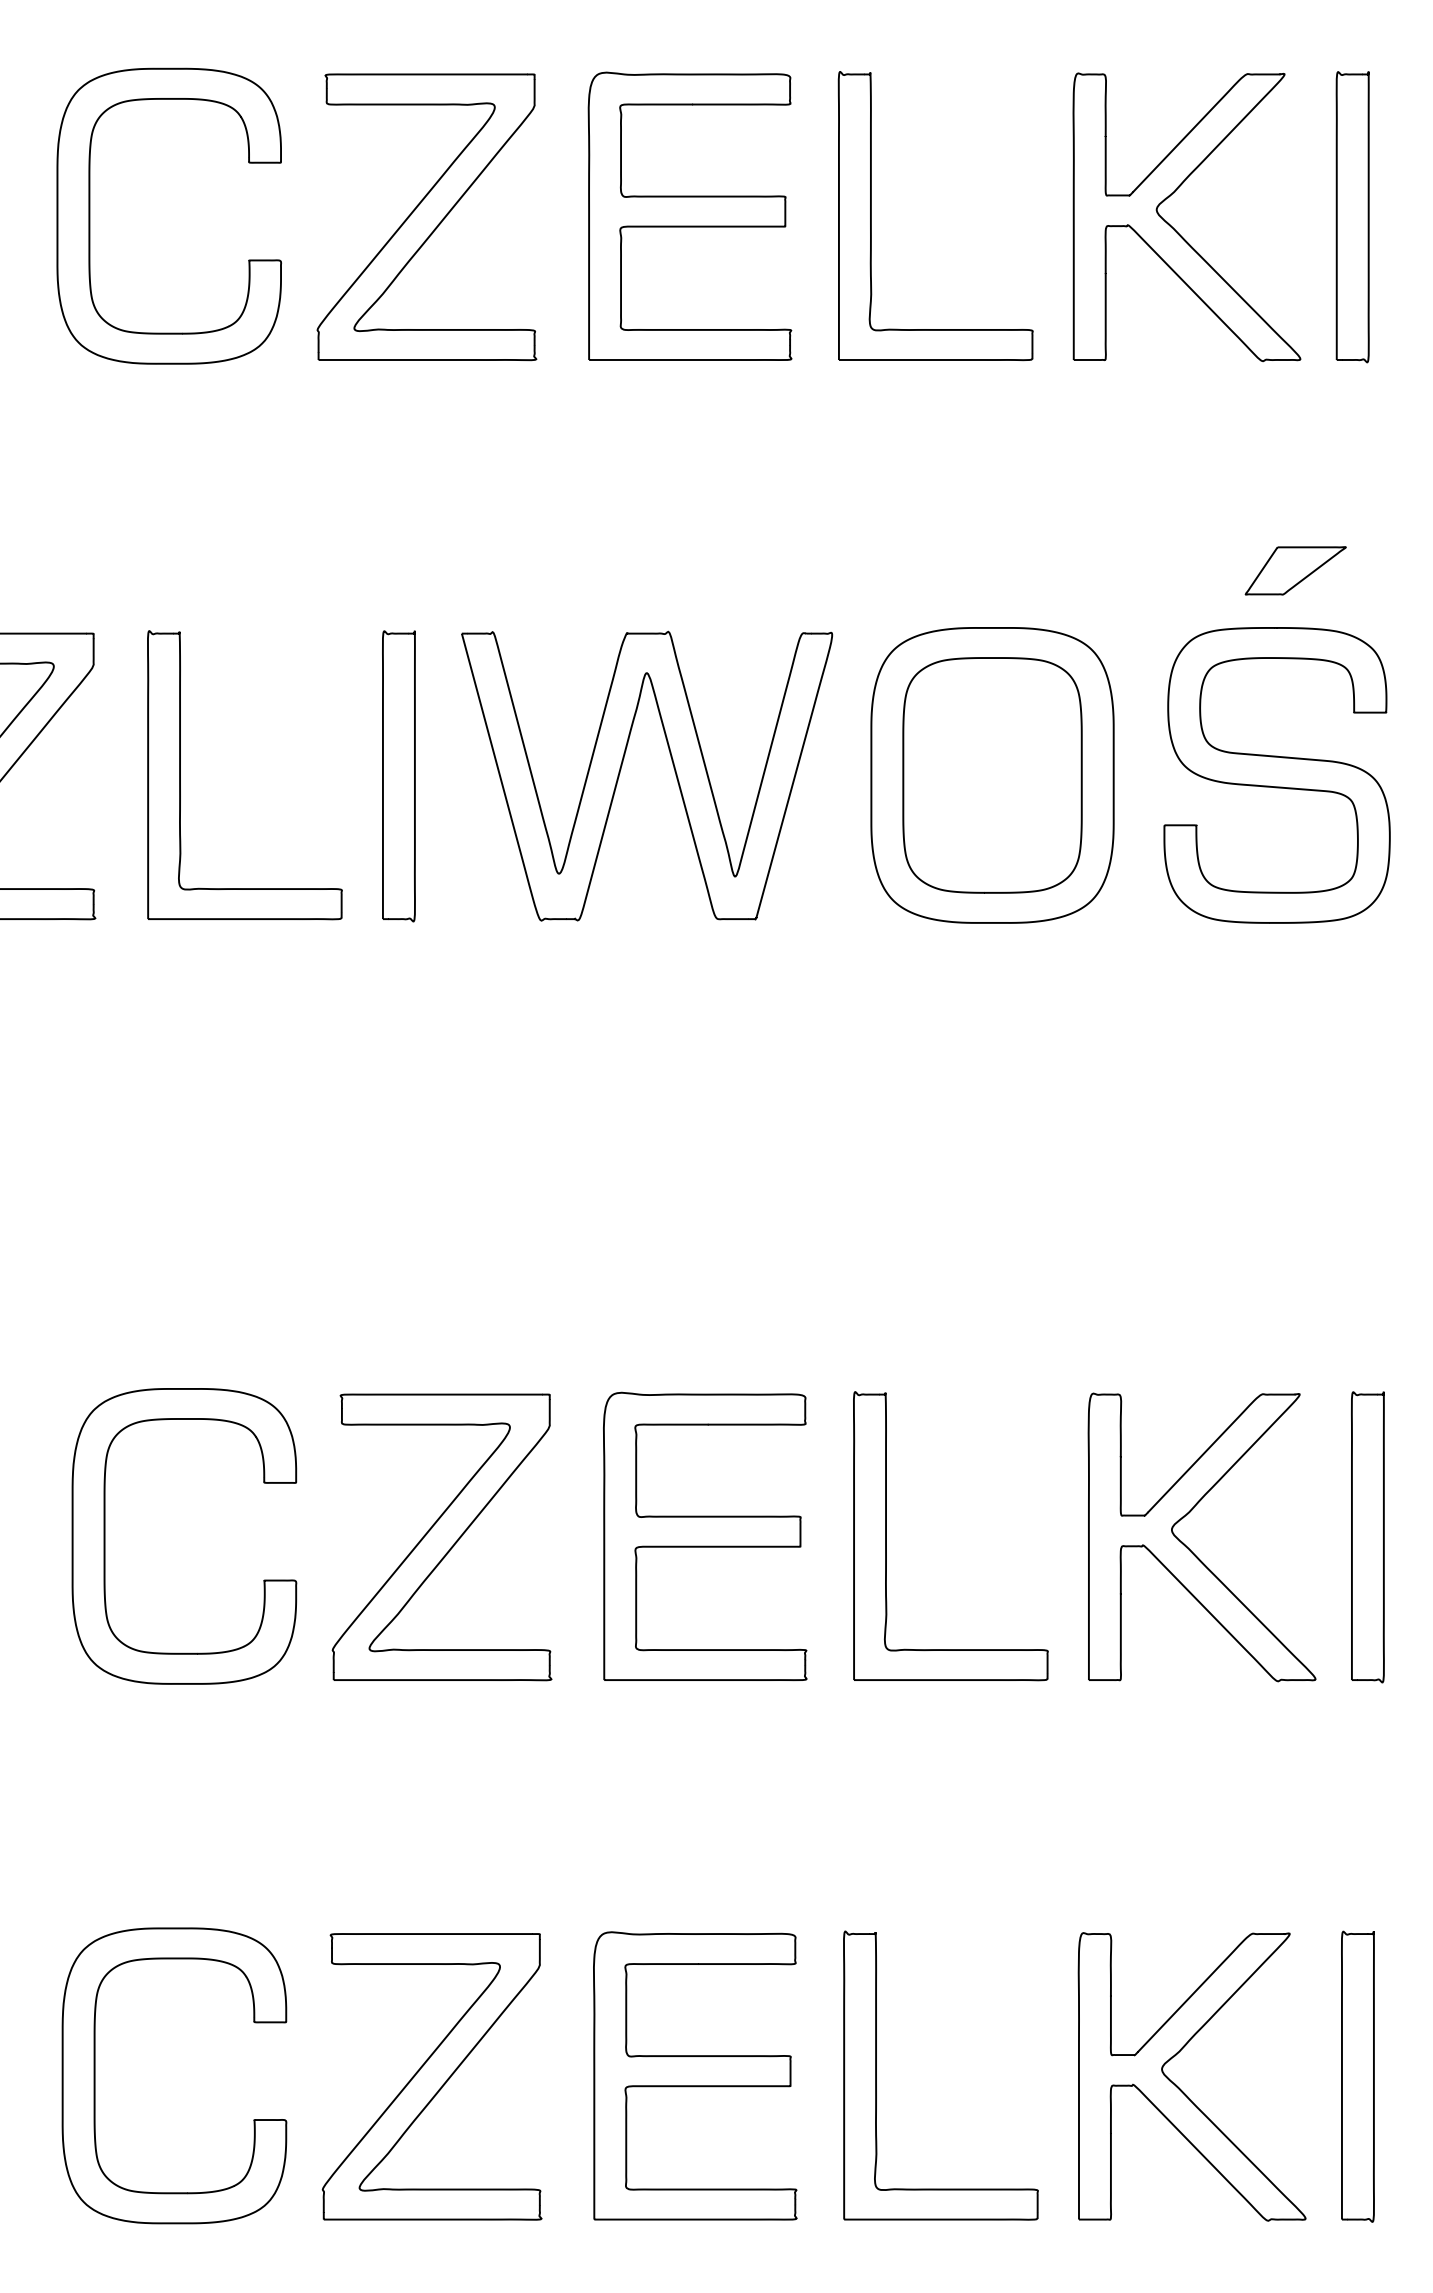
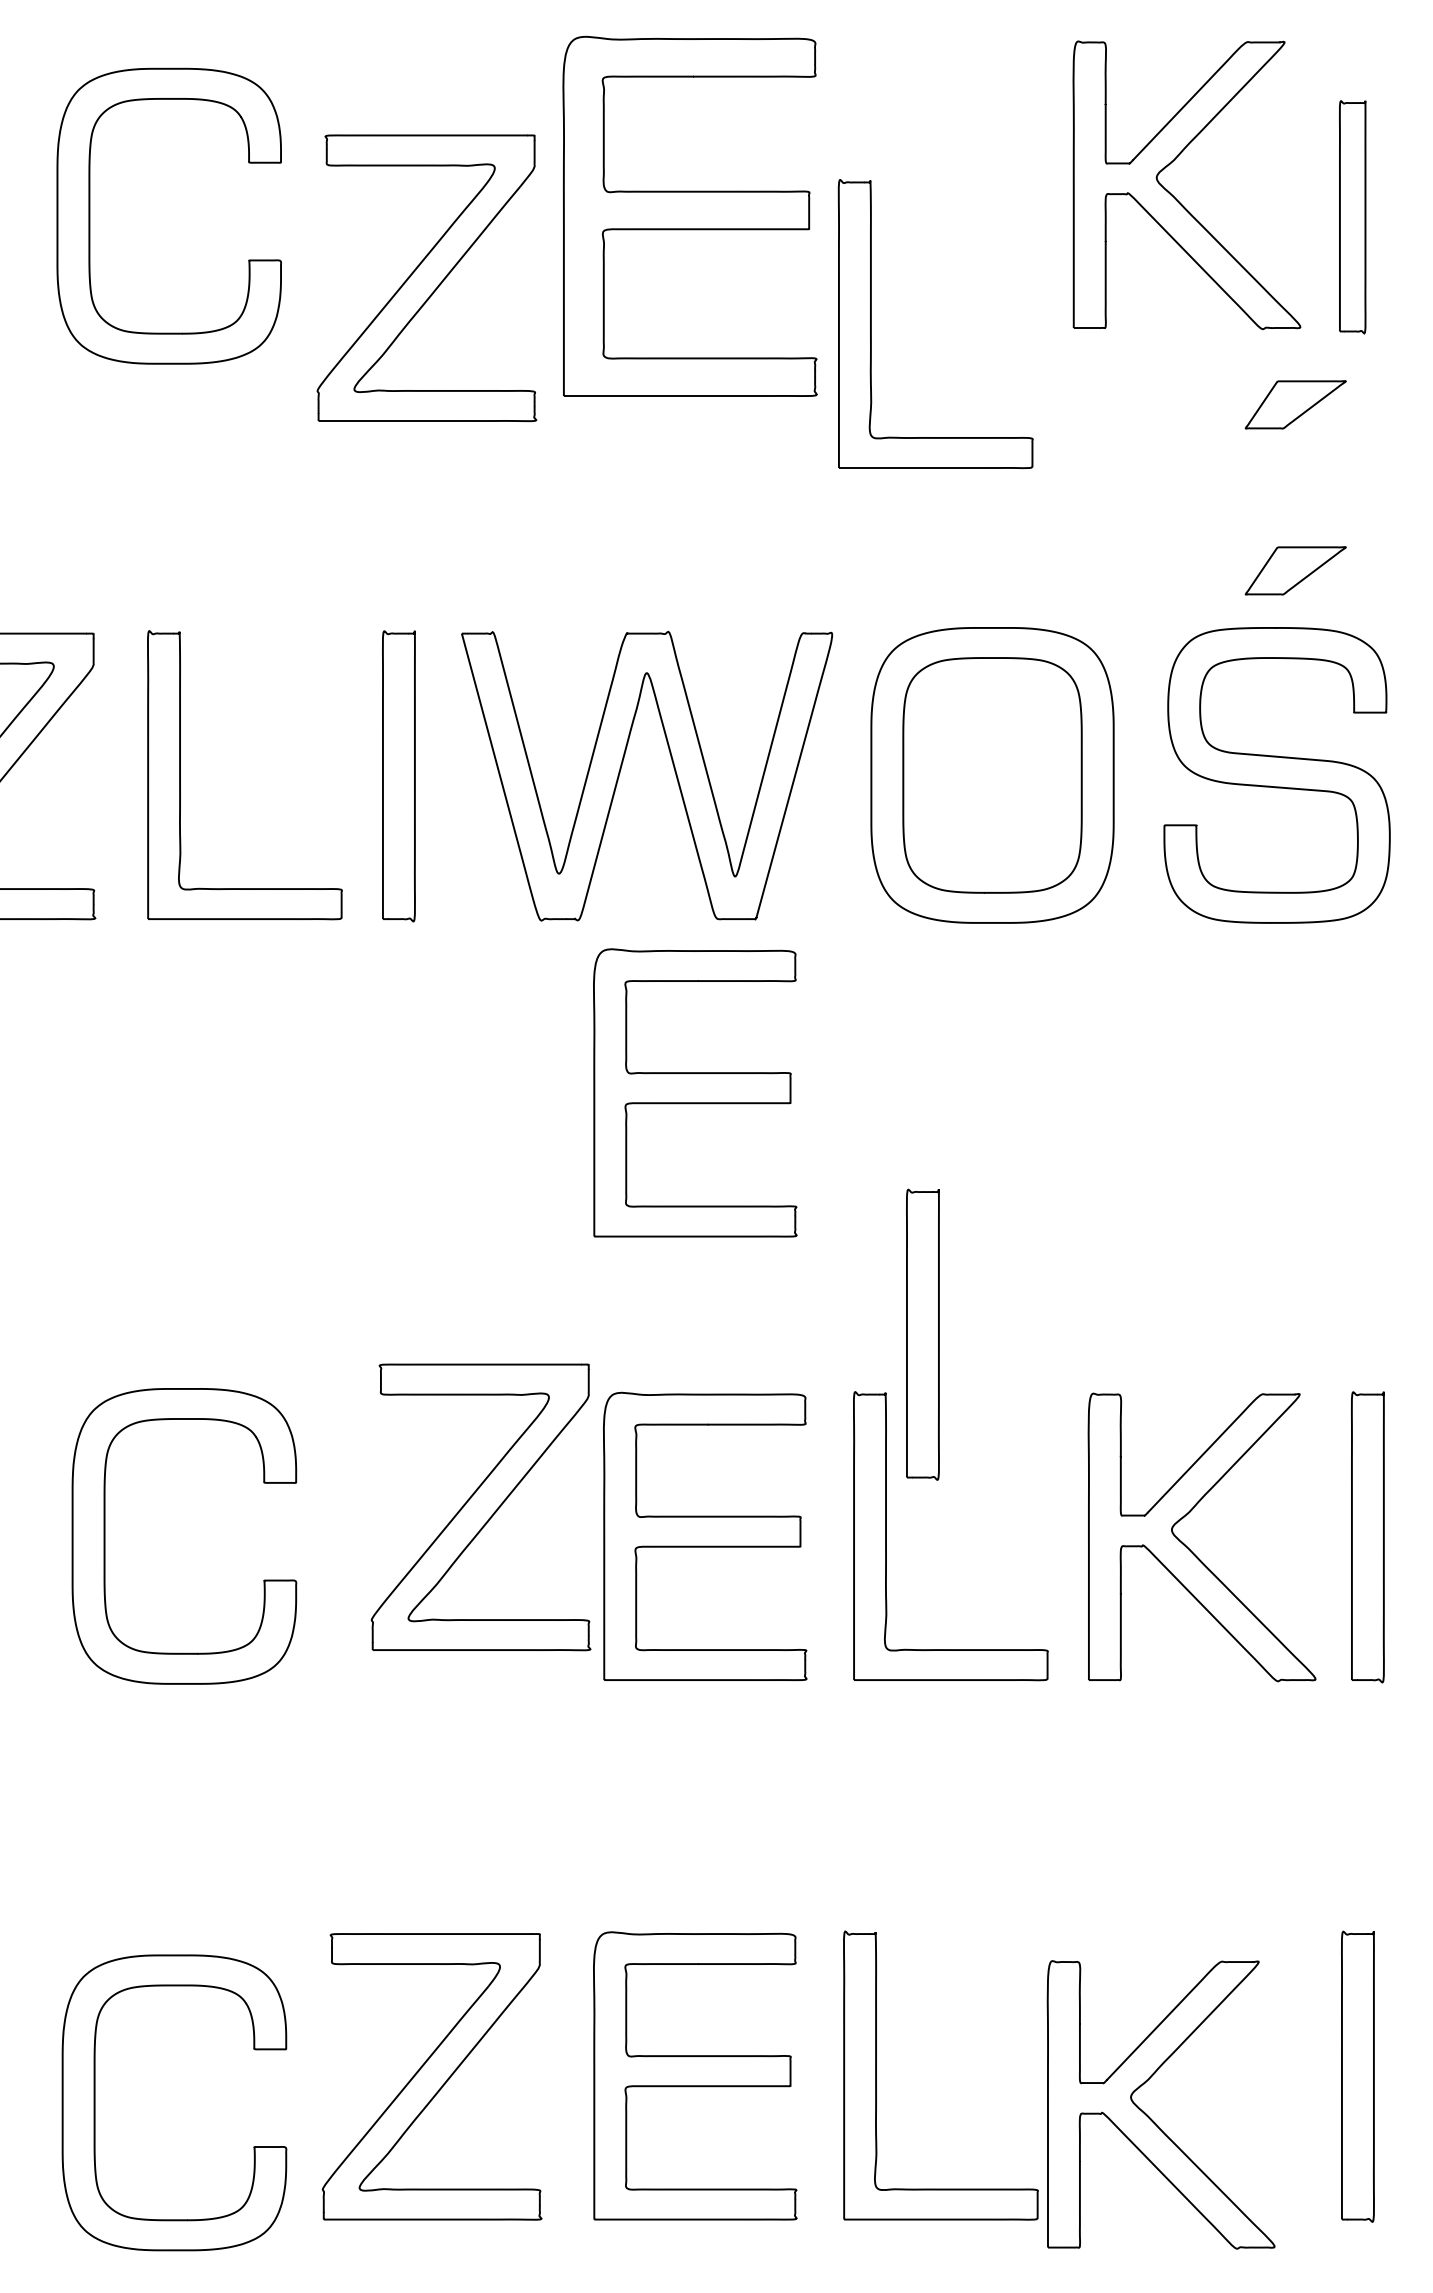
part size: 206x290 px -> 256x361 px (689, 216)
part position: (871, 216) -> (871, 324) (871, 324)
part position: (426, 217) -> (426, 278) (426, 278)
part size: 35x293 px -> 28x235 px (1352, 217)
part position: (1174, 228) -> (1174, 196) (1174, 196)
part: none -> present (1295, 404)
part: none -> present (695, 1092)
part: none -> present (922, 1334)
part position: (441, 1537) -> (480, 1507) (480, 1507)
part position: (95, 2075) -> (95, 2102) (95, 2102)
part position: (1179, 2087) -> (1148, 2115) (1148, 2115)
